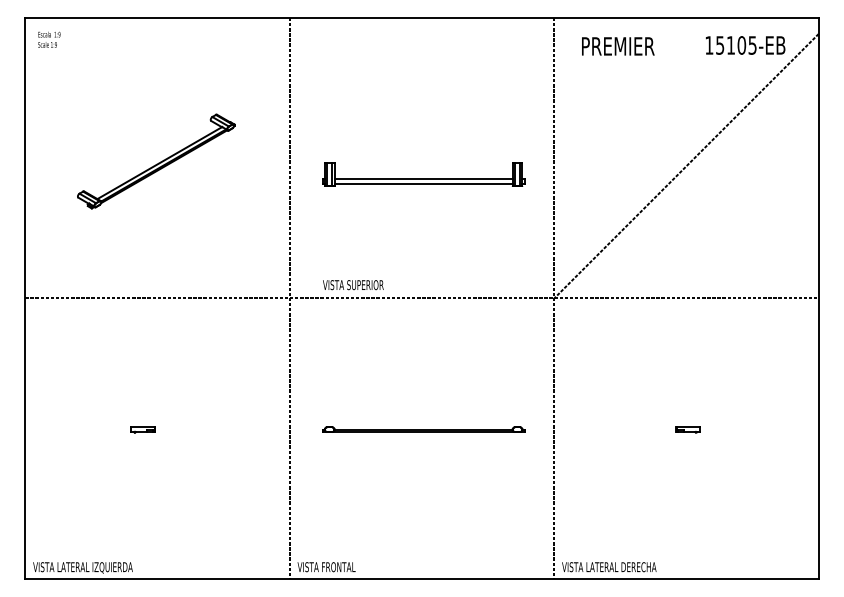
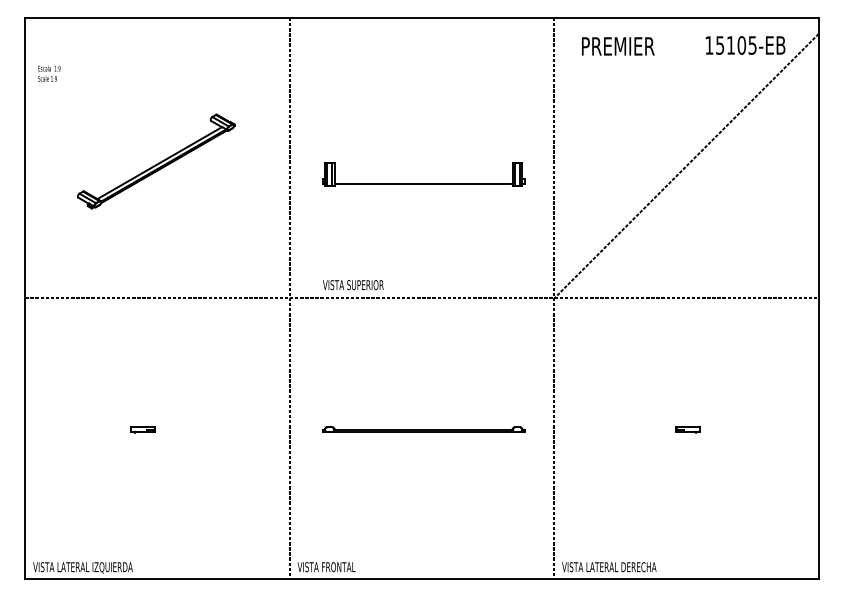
text position: (49, 39) -> (49, 73) (49, 73)
line: present -> none (423, 178)
